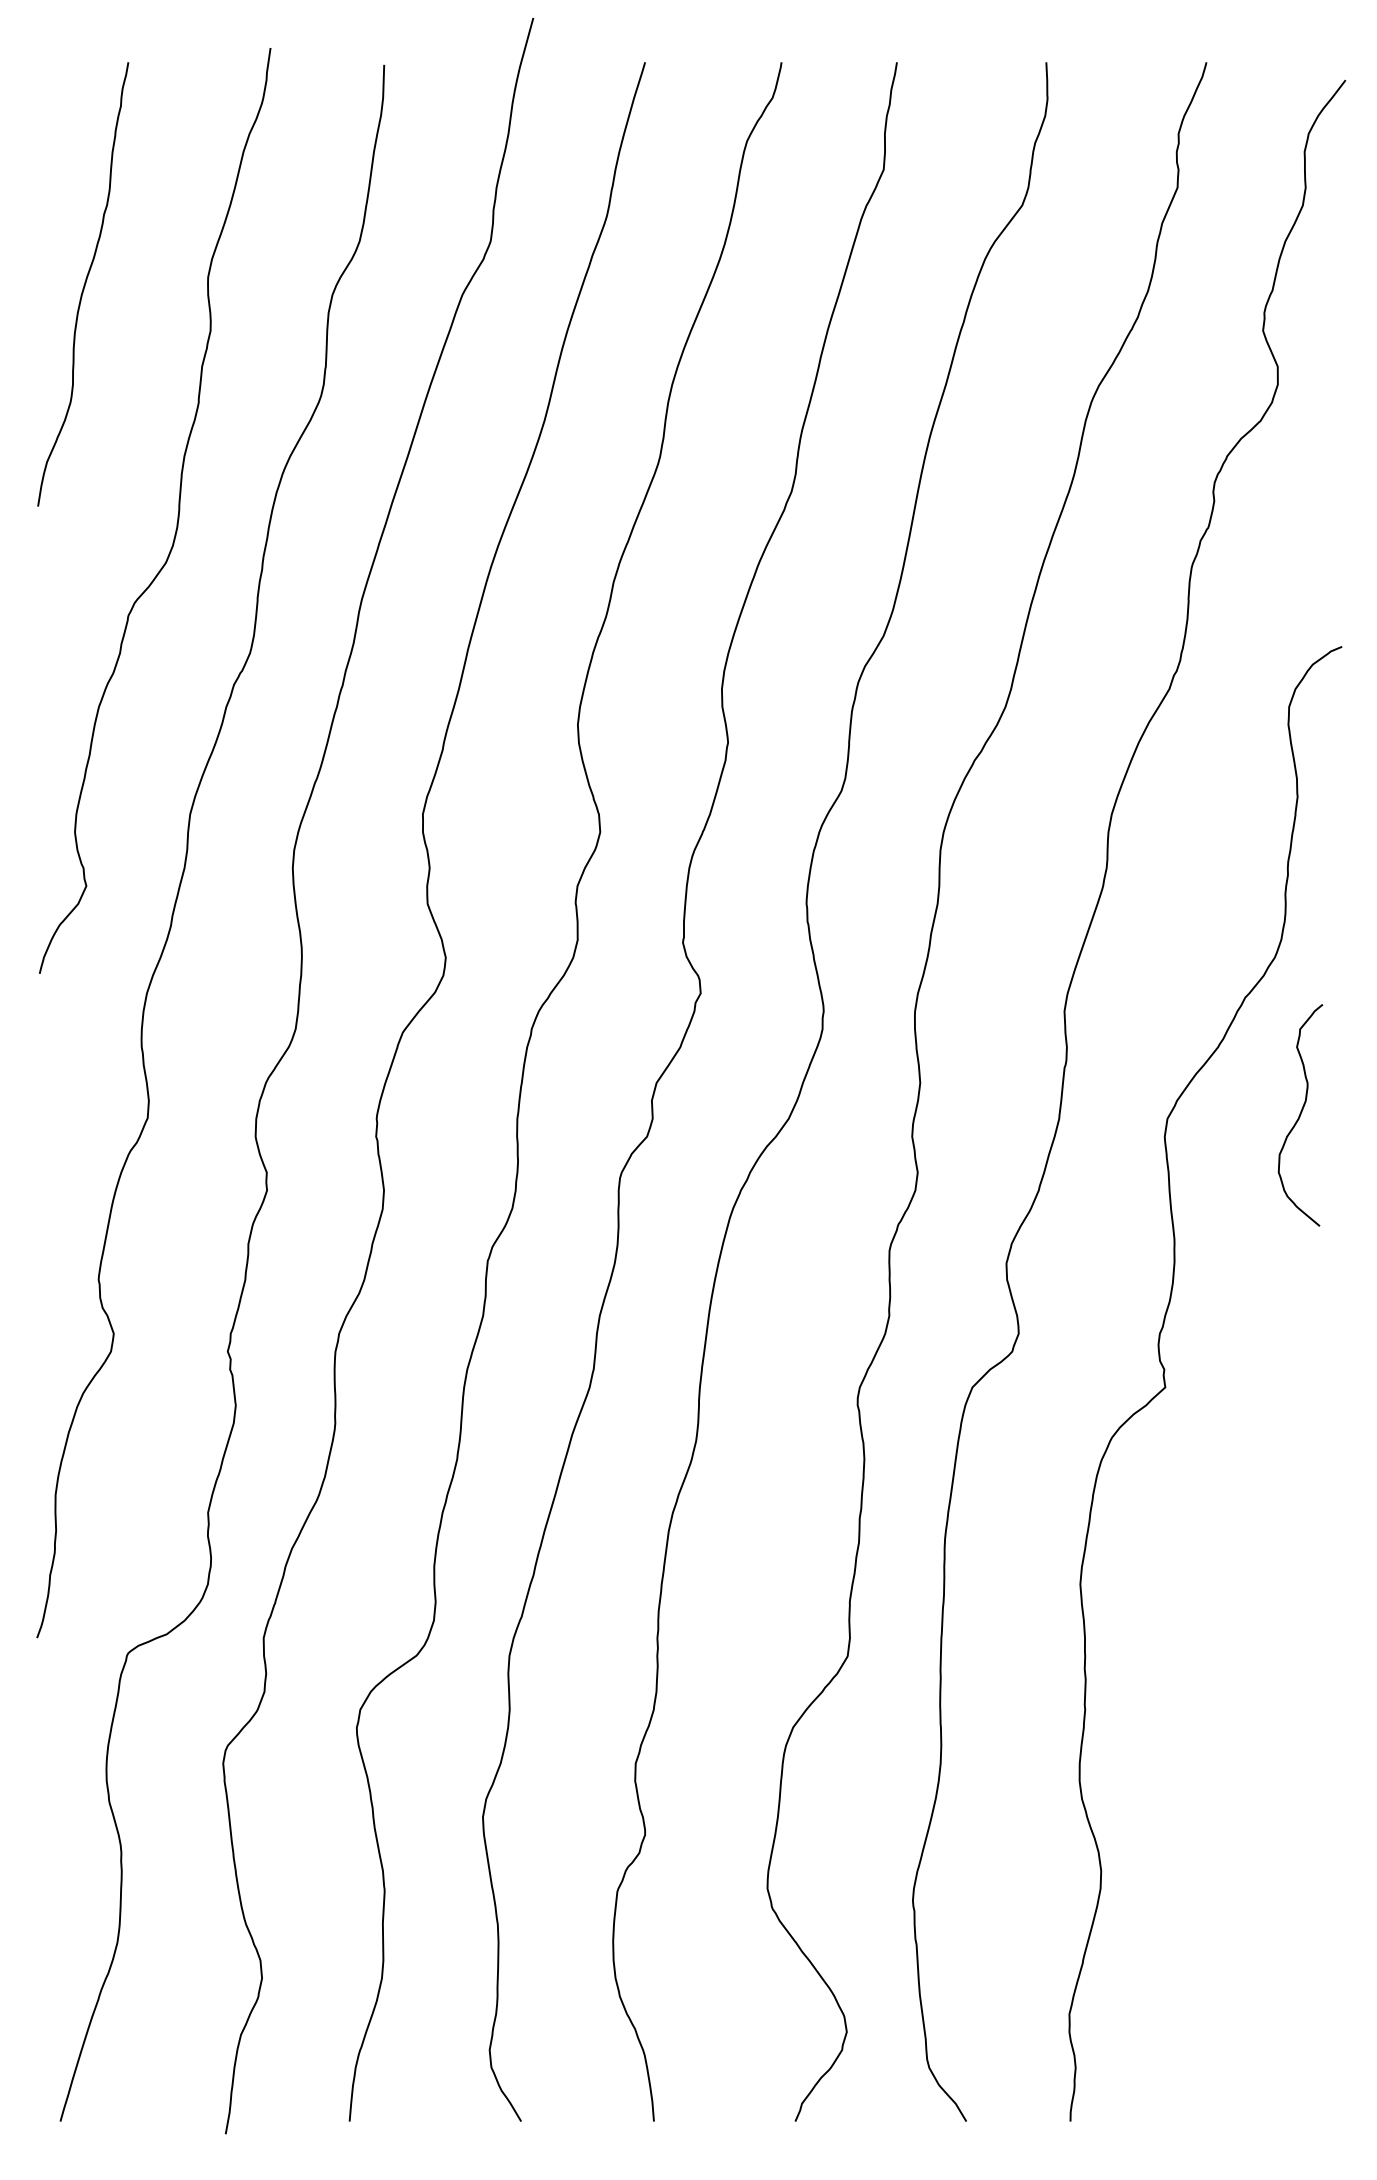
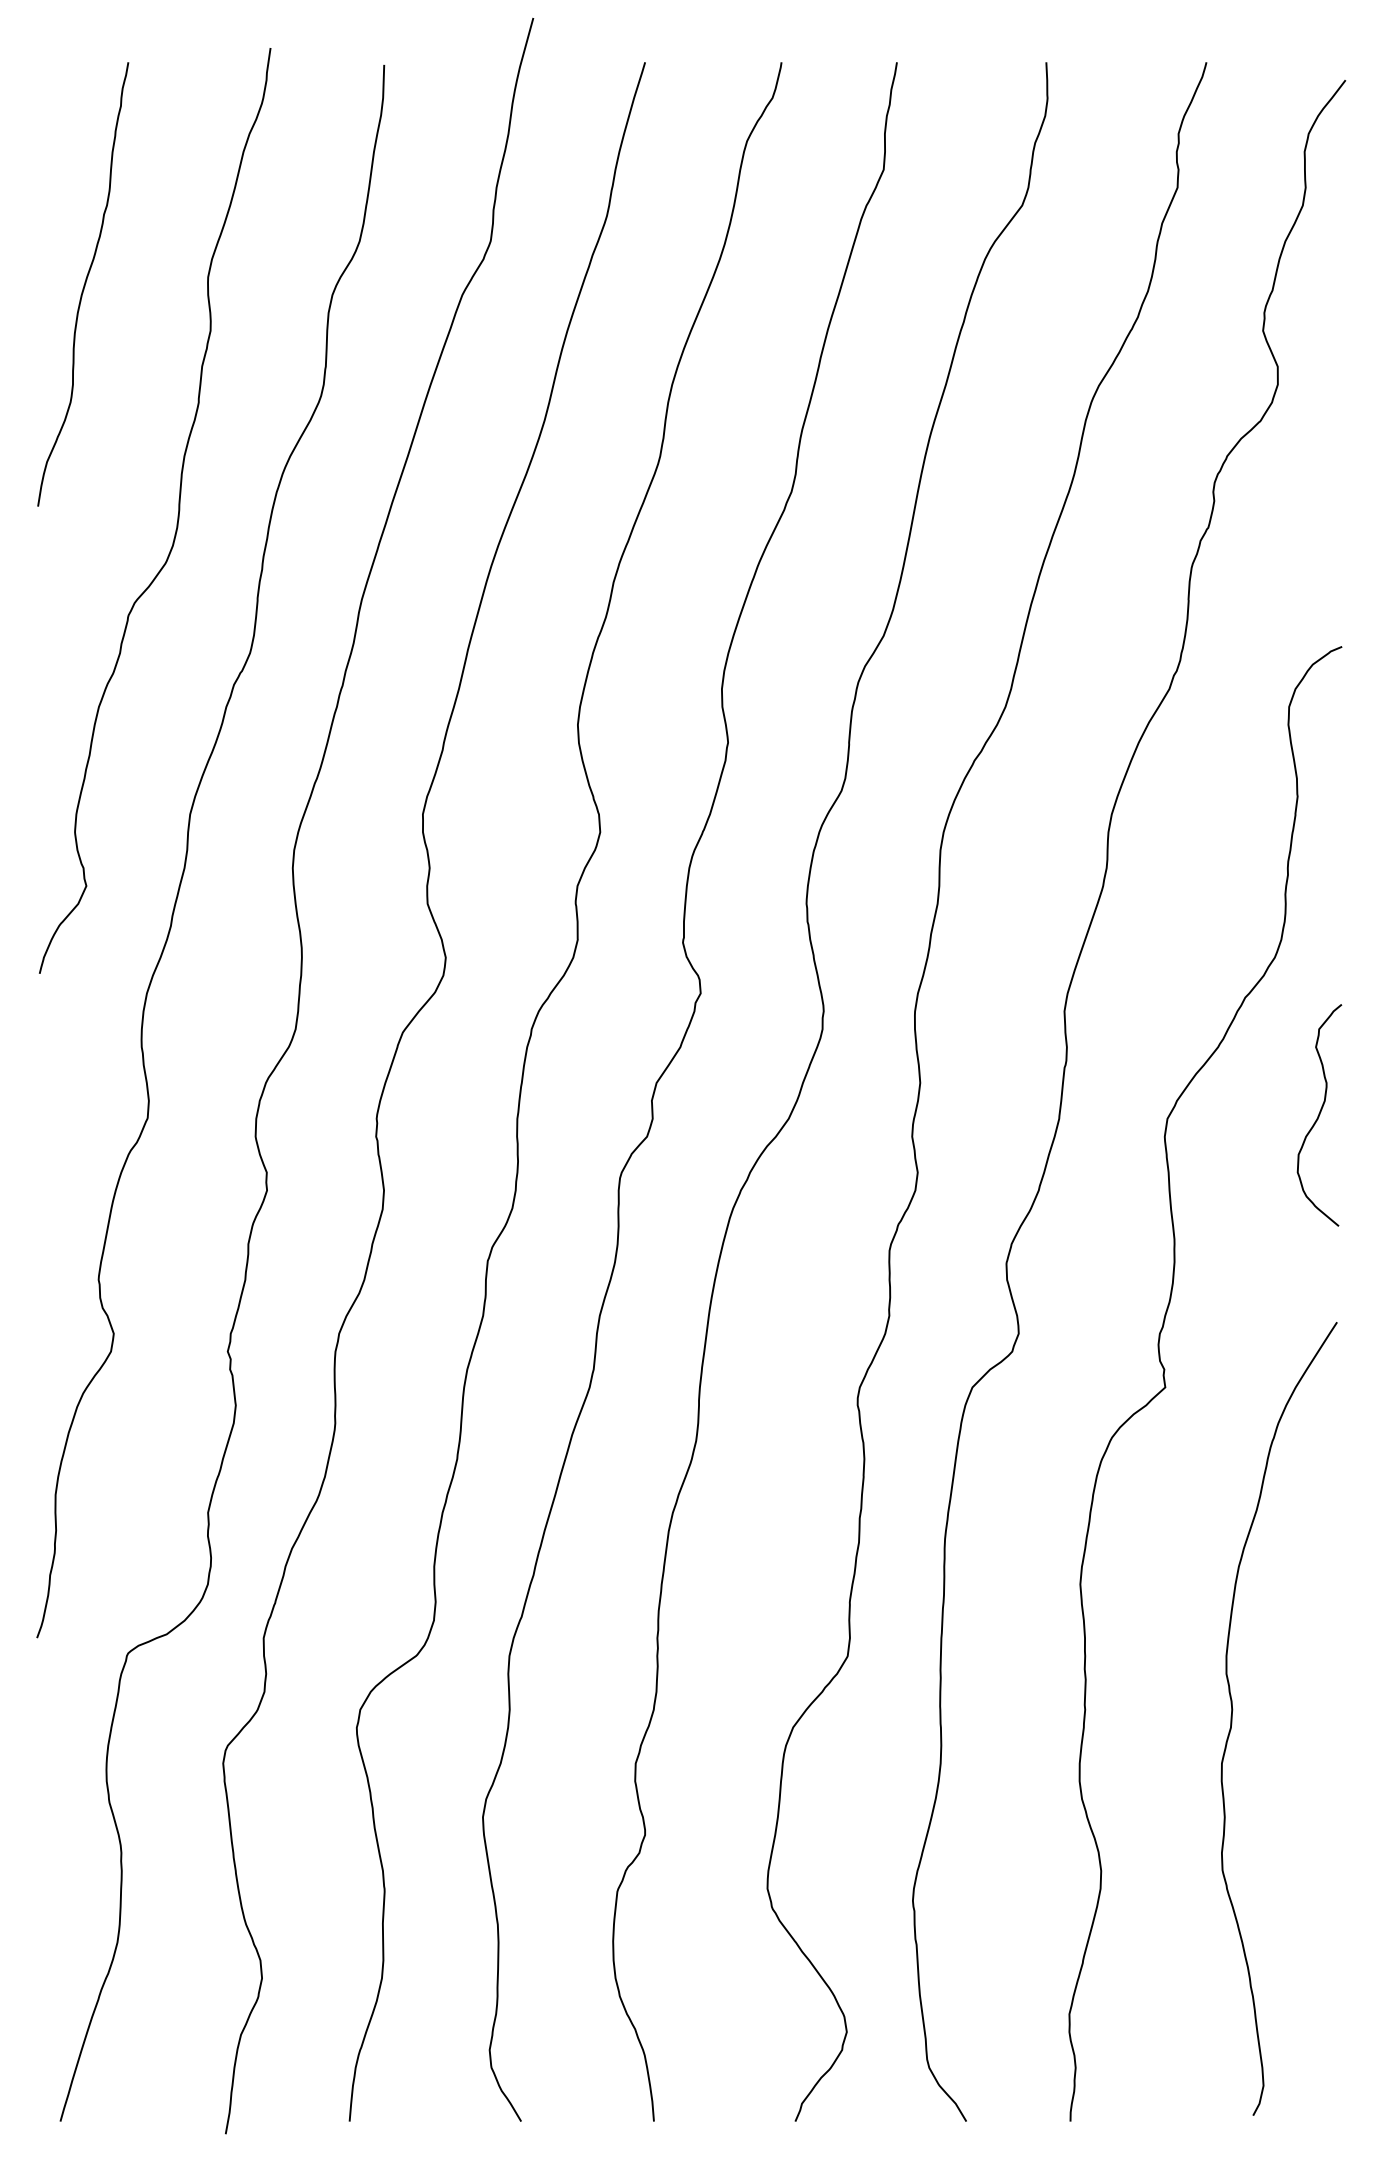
curve position: (1300, 1115) -> (1319, 1115) (1319, 1115)
curve: none -> present (1233, 1710)
